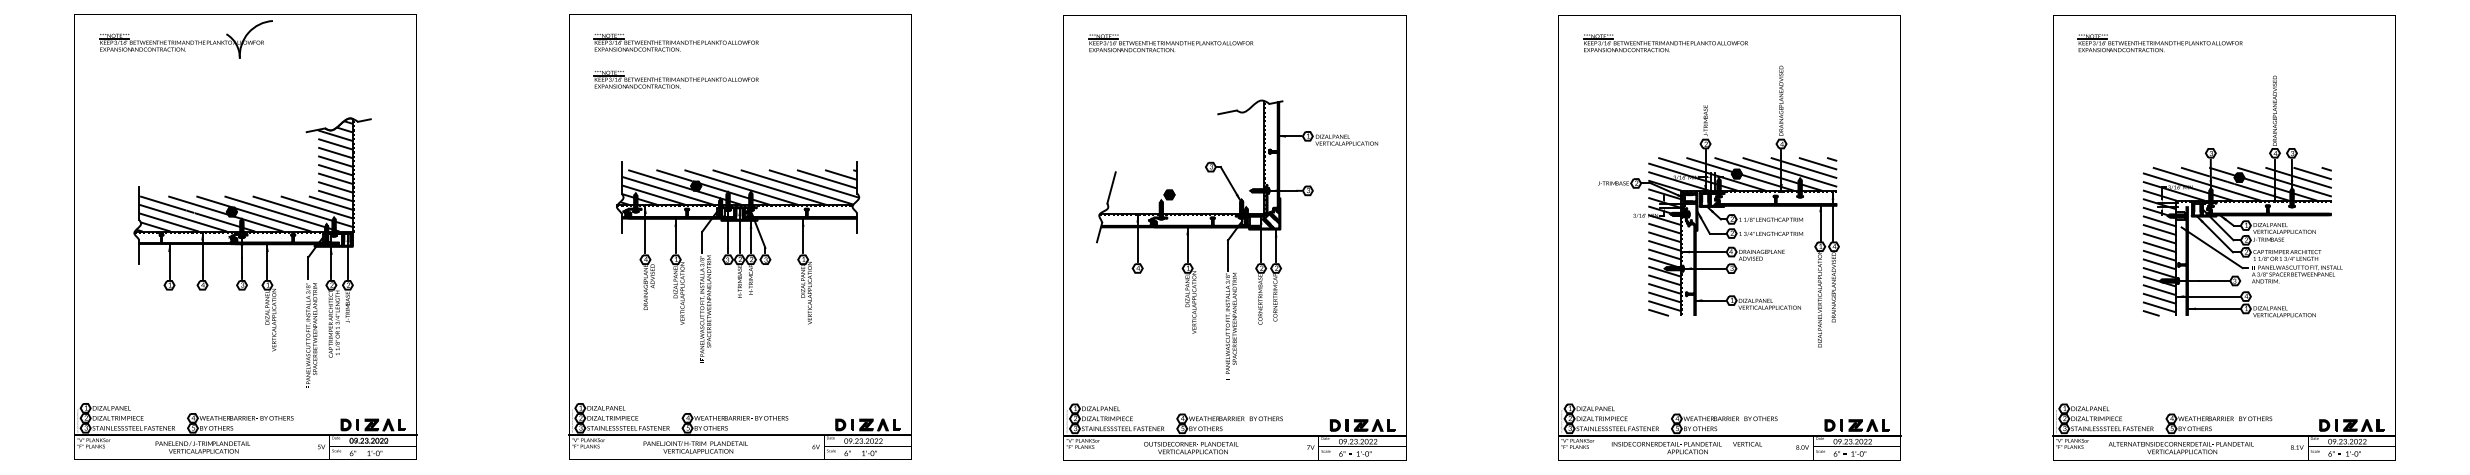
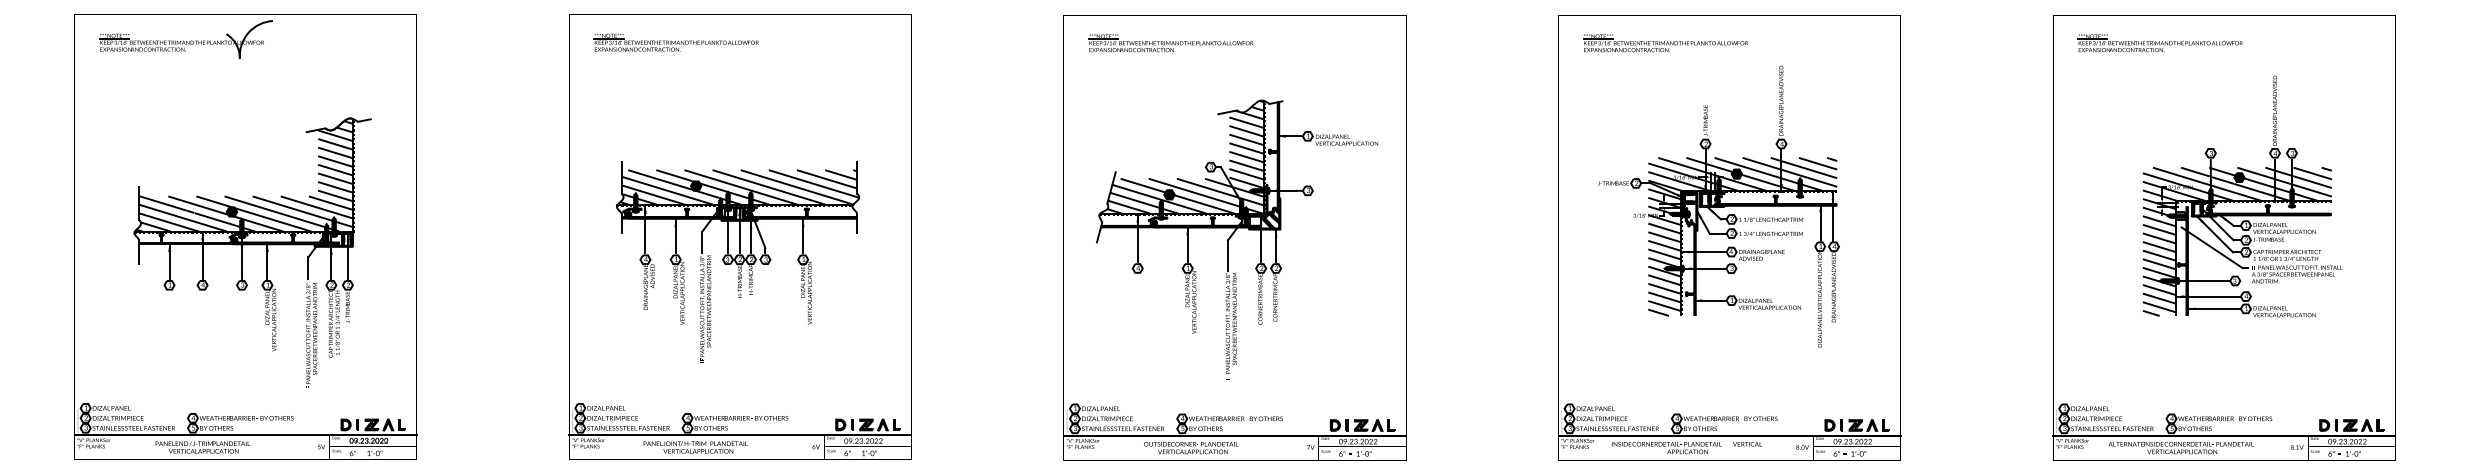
part: present -> none (675, 79)
hatch: none -> present (1185, 156)
